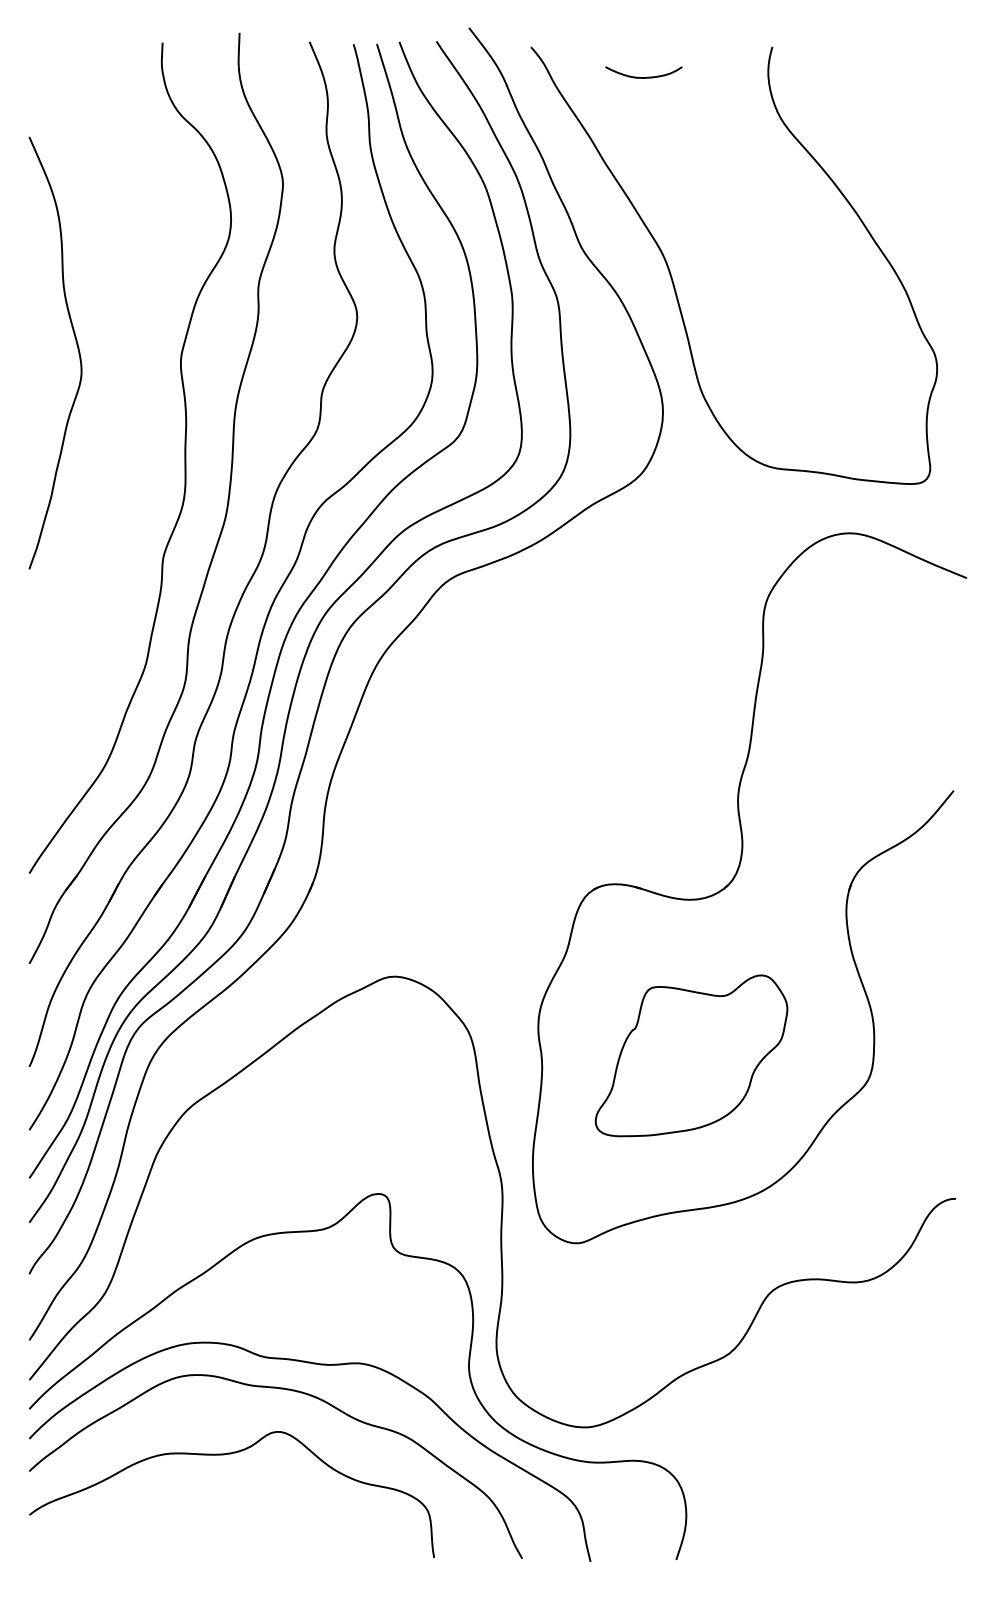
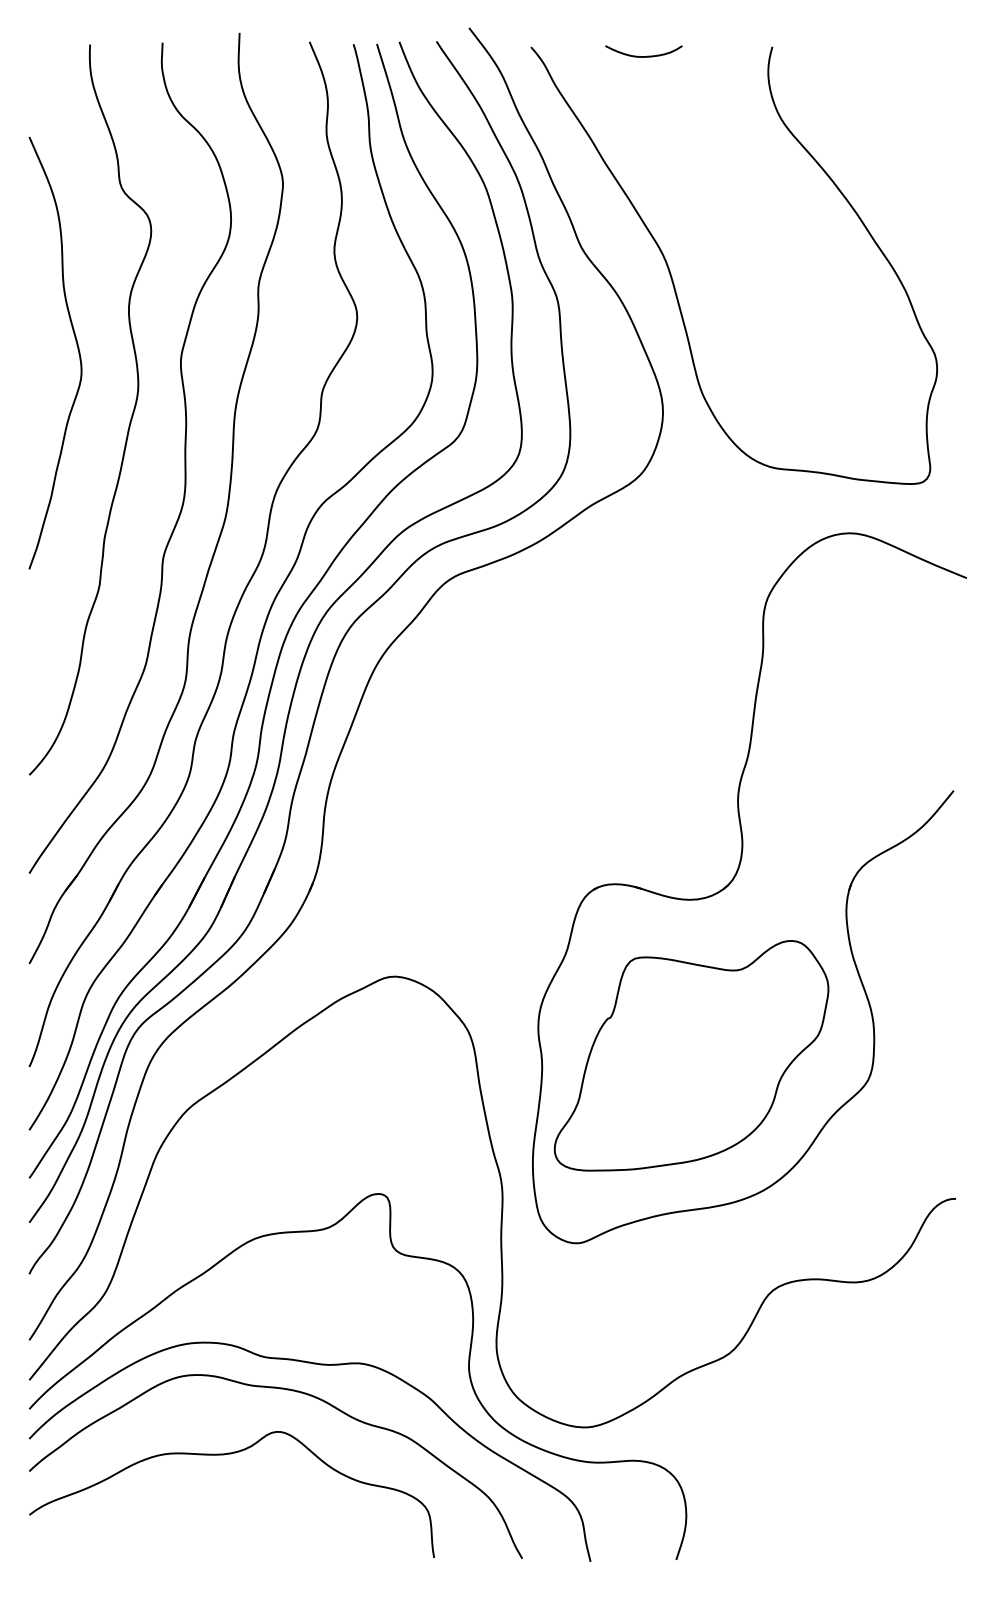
curve position: (643, 77) -> (643, 56) (643, 56)
curve: none -> present (129, 421)
part size: 195x164 px -> 277x232 px (691, 1055)
